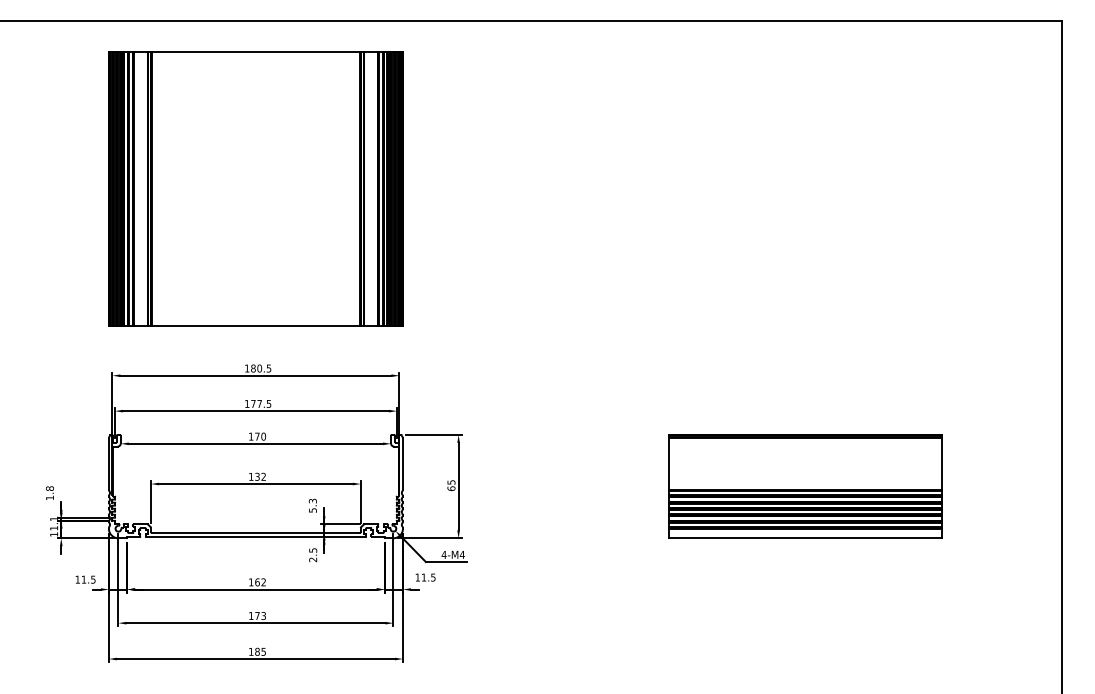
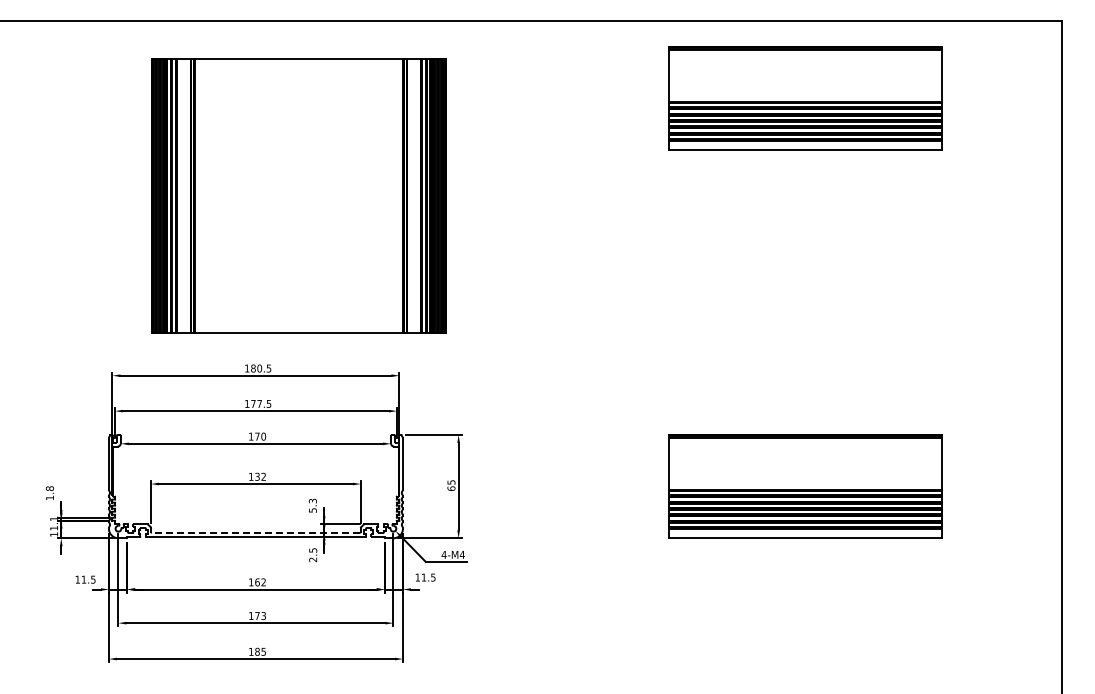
part: none -> present (805, 98)
part position: (255, 188) -> (298, 195) (298, 195)
line: solid -> dashed (255, 532)
